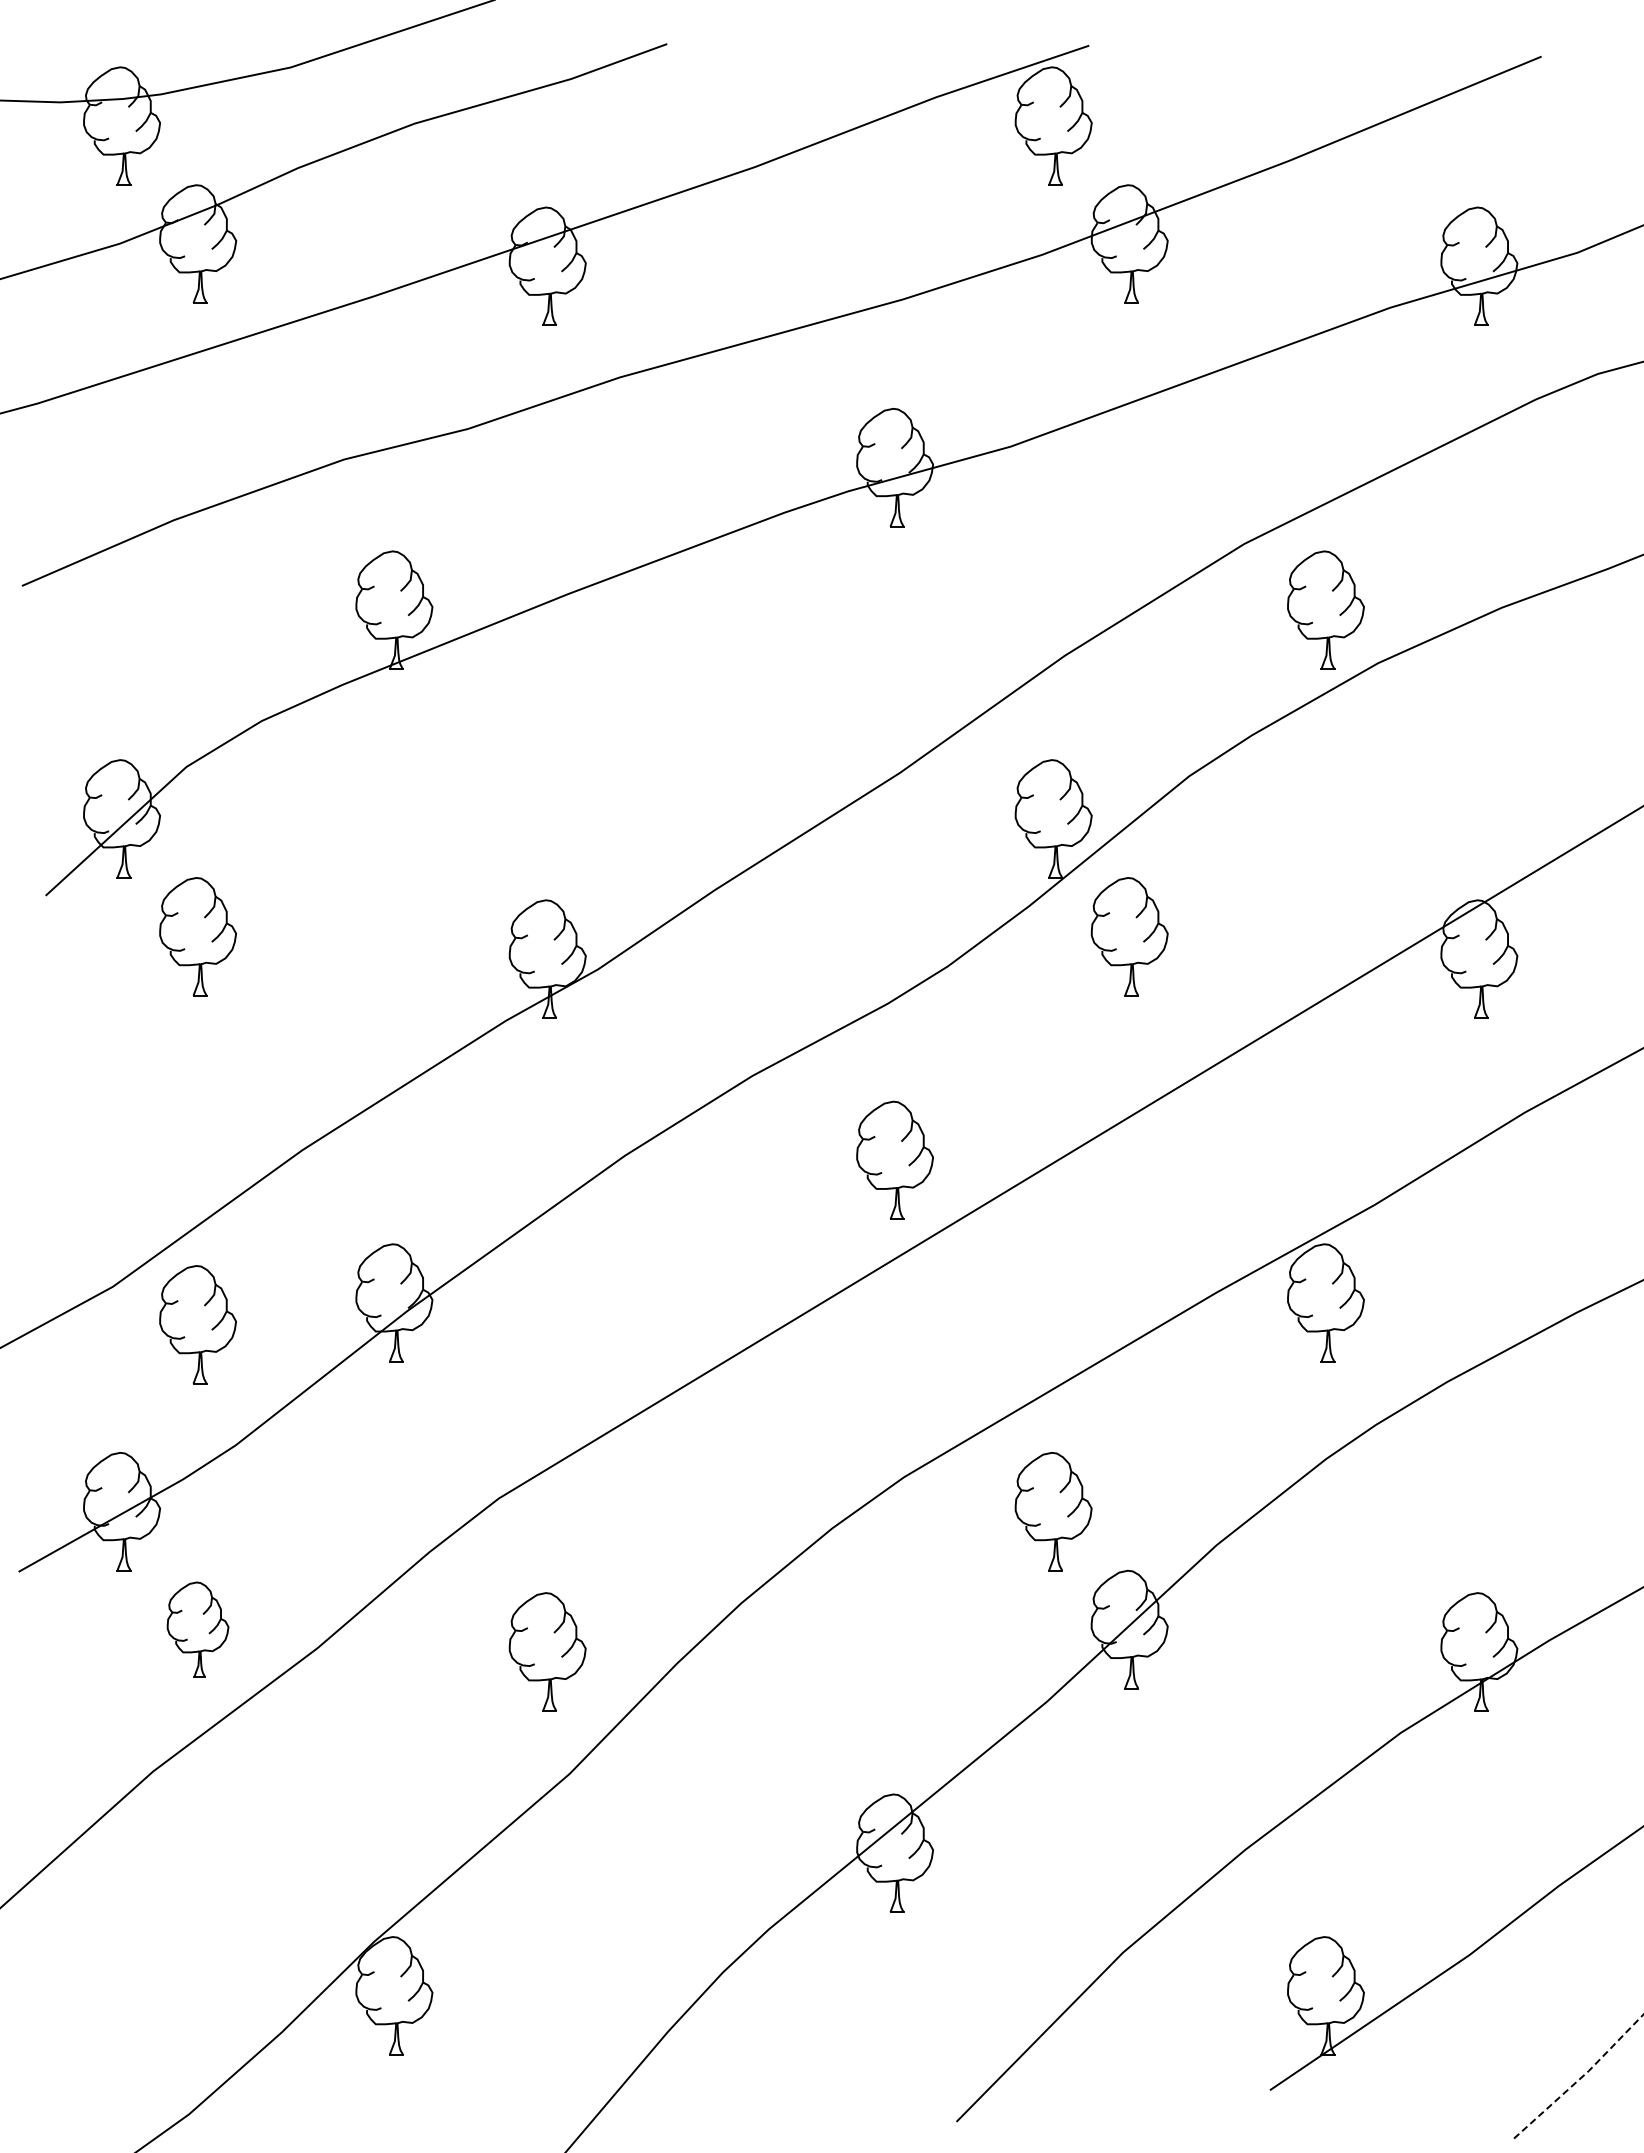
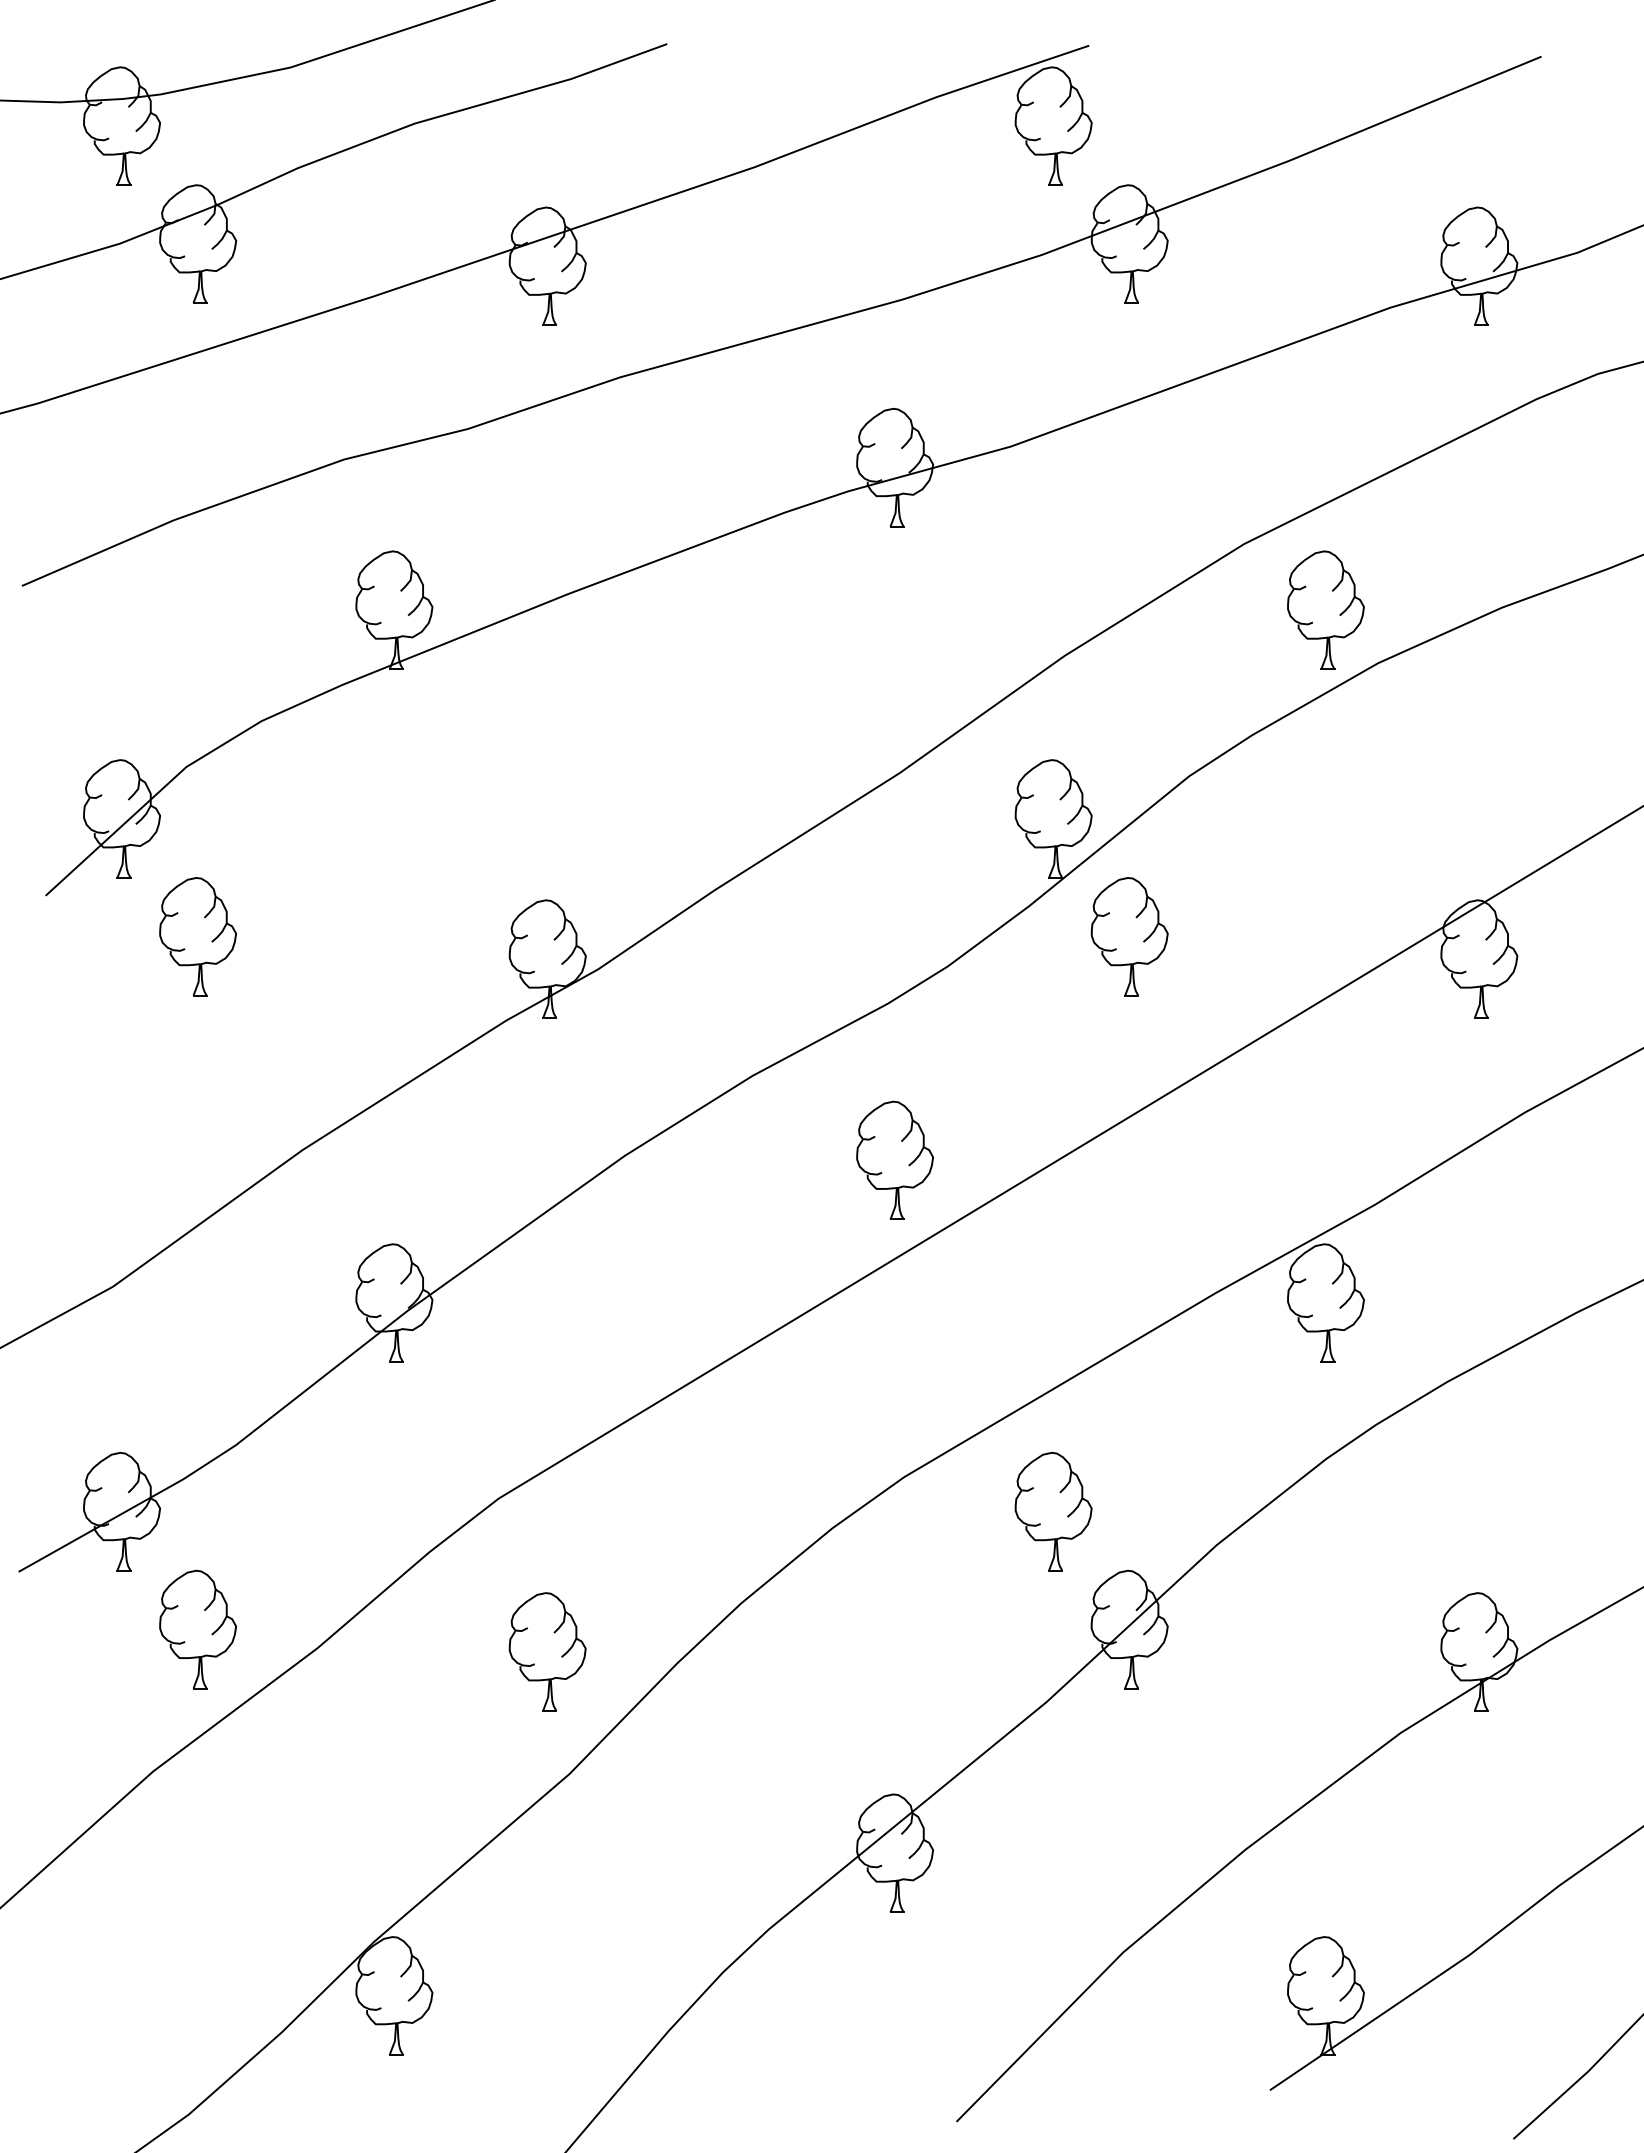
part: present -> none (197, 1324)
part size: 64x97 px -> 78x121 px (197, 1629)
line: dashed -> solid (1580, 2078)
